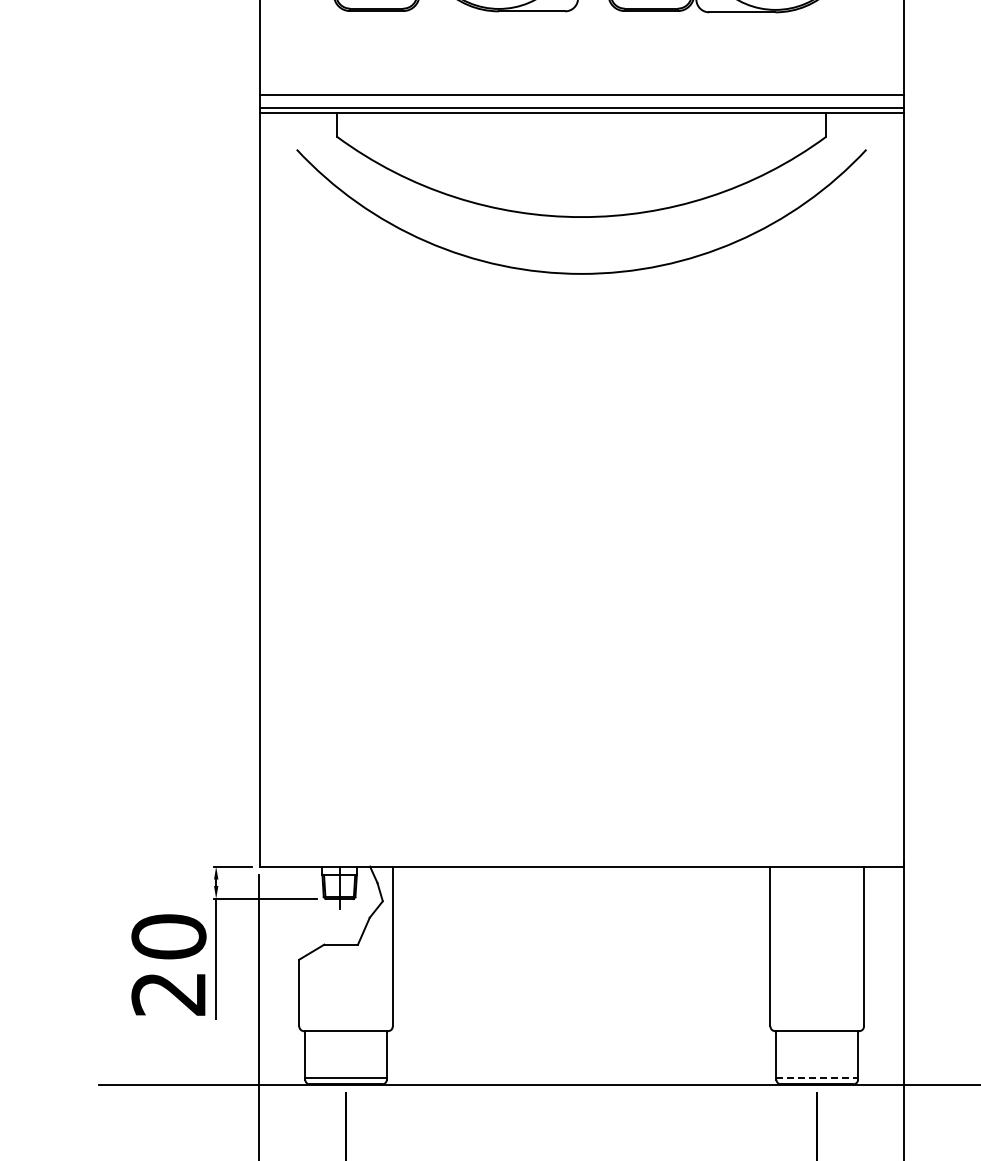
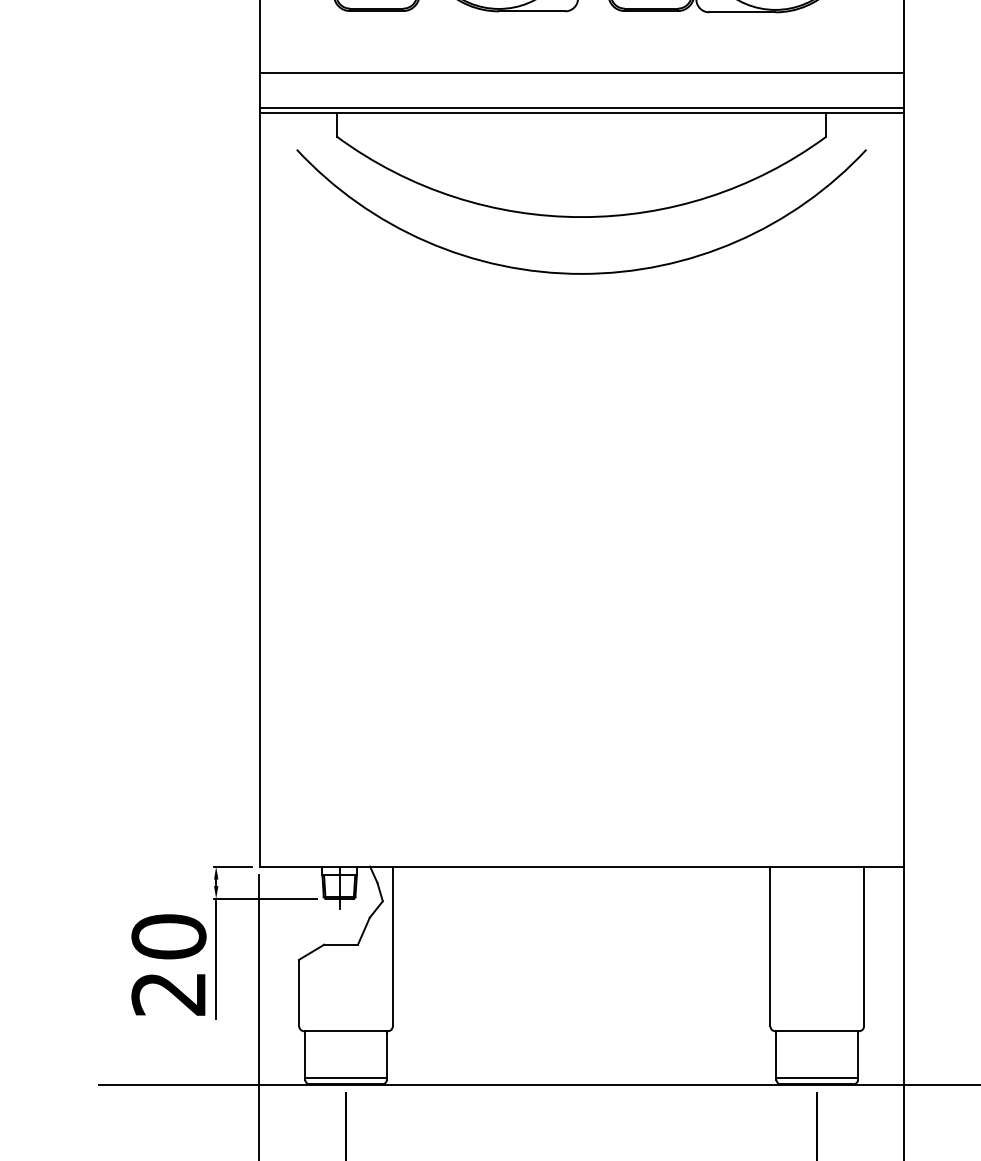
line position: (581, 95) -> (581, 73) (581, 73)
line: dashed -> solid (817, 1077)
